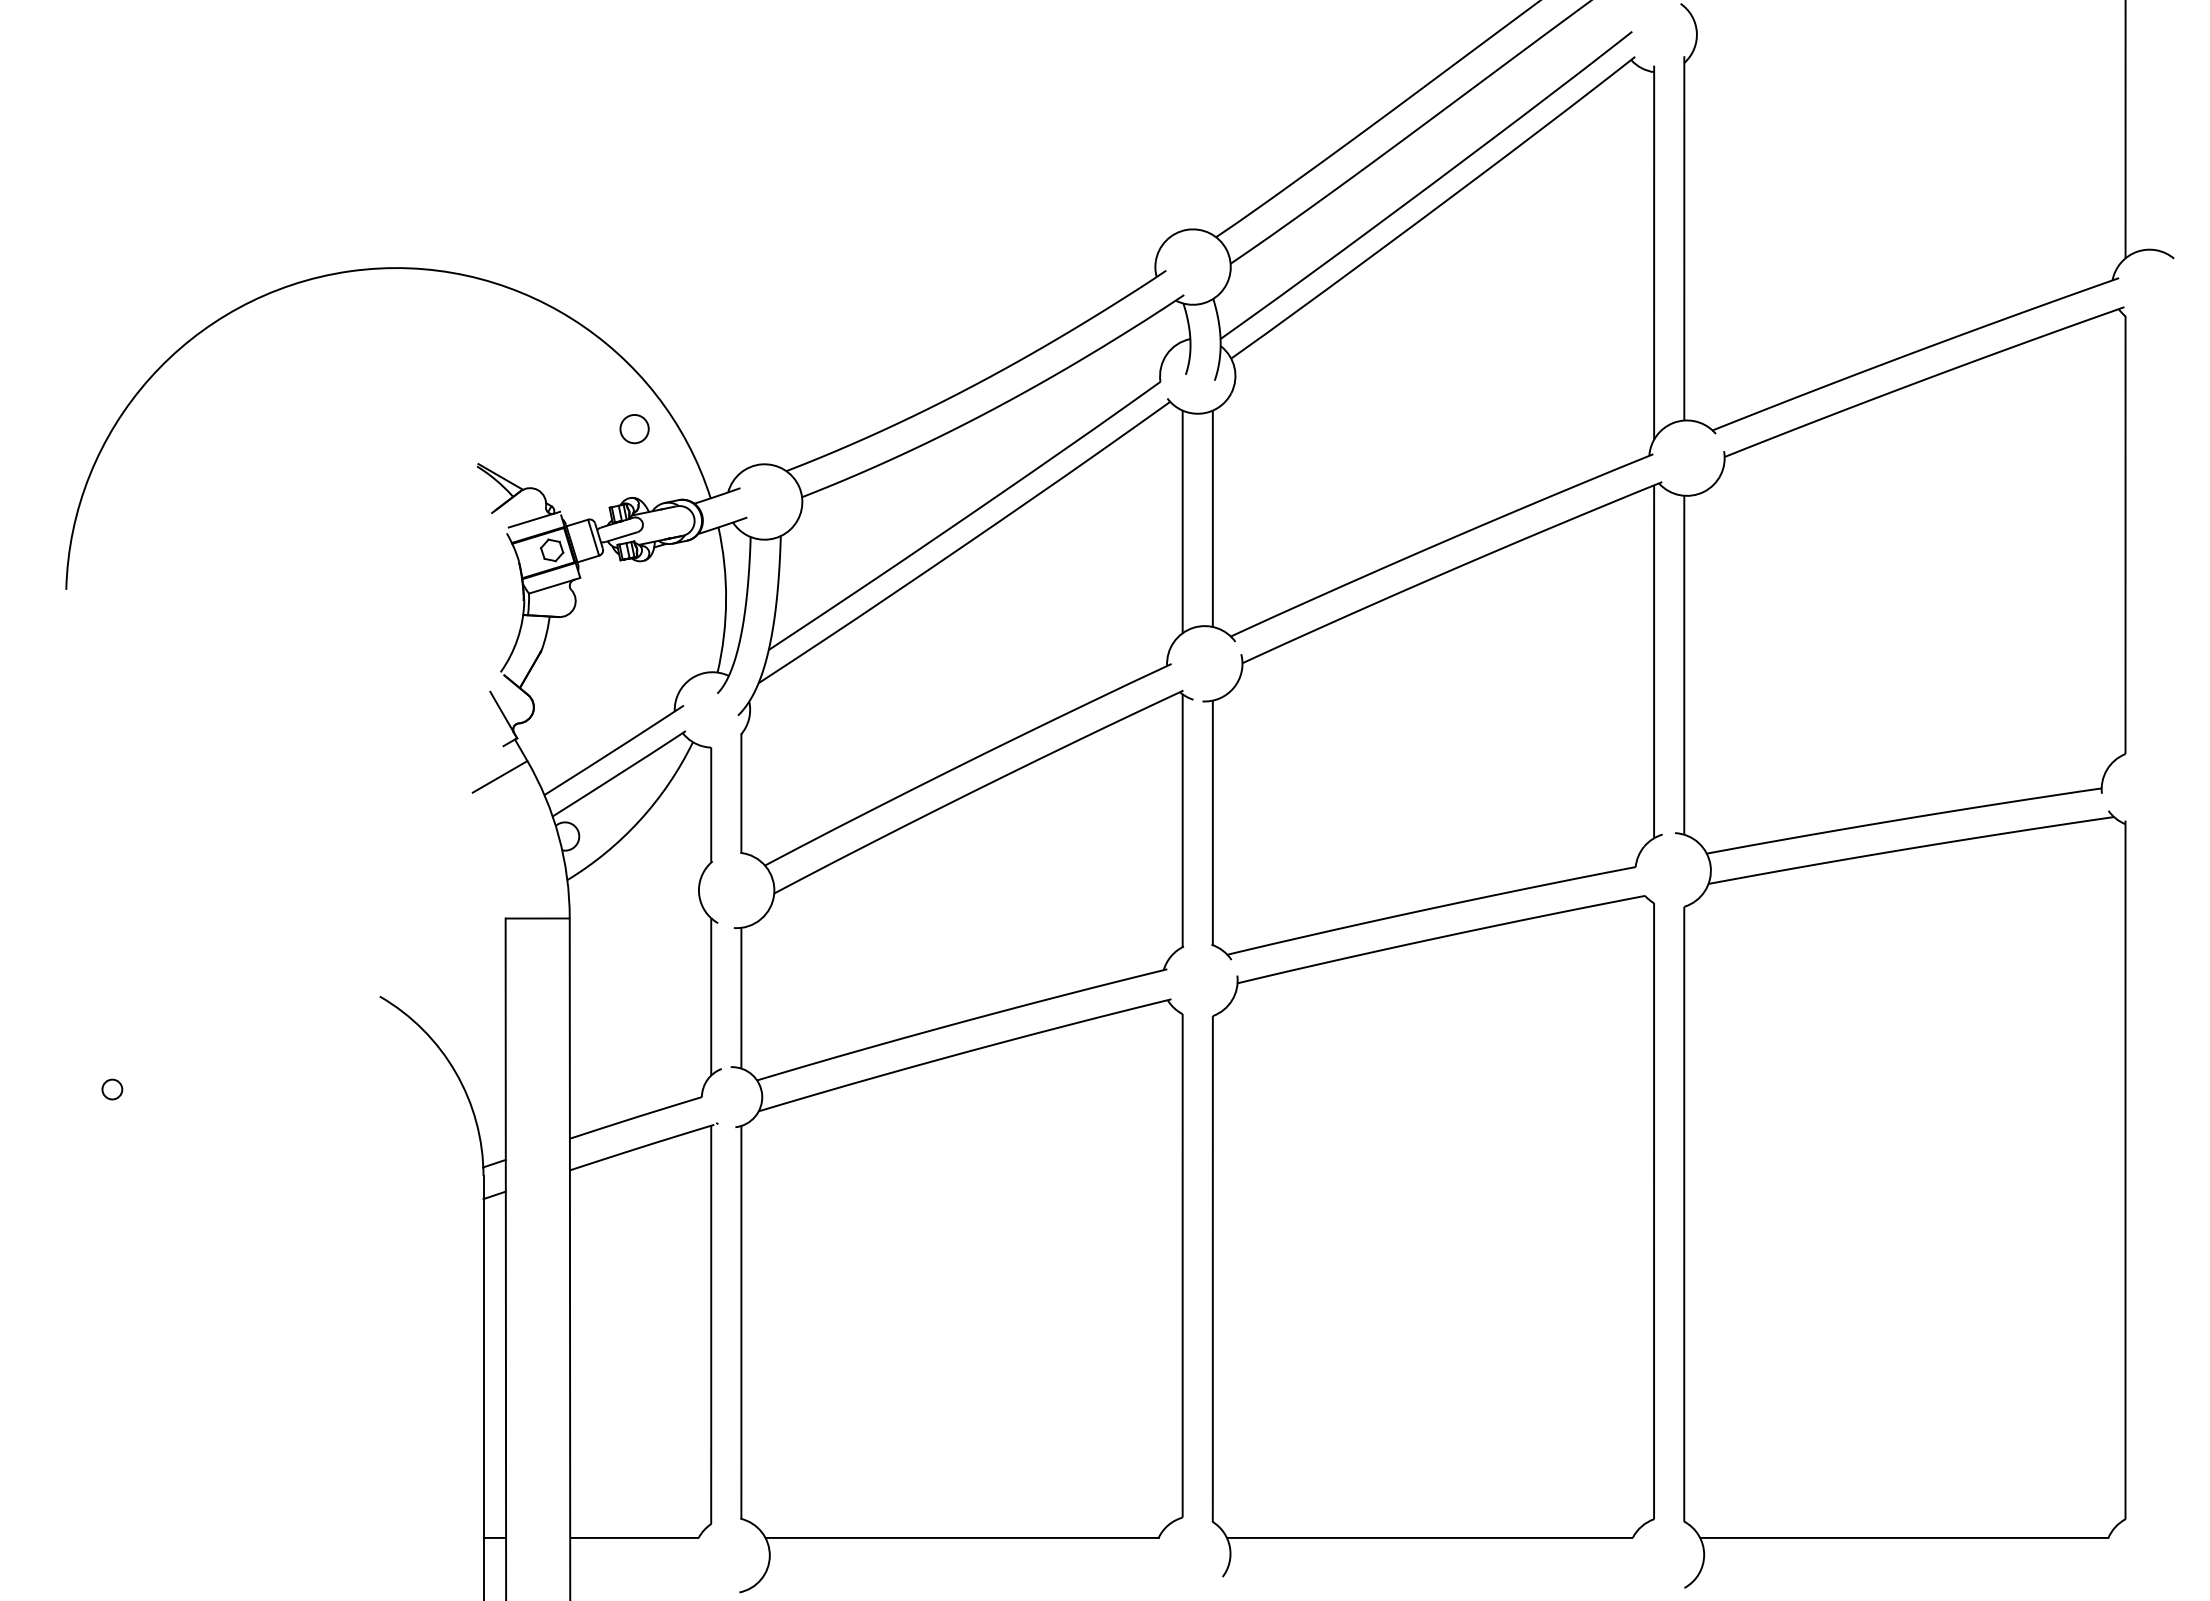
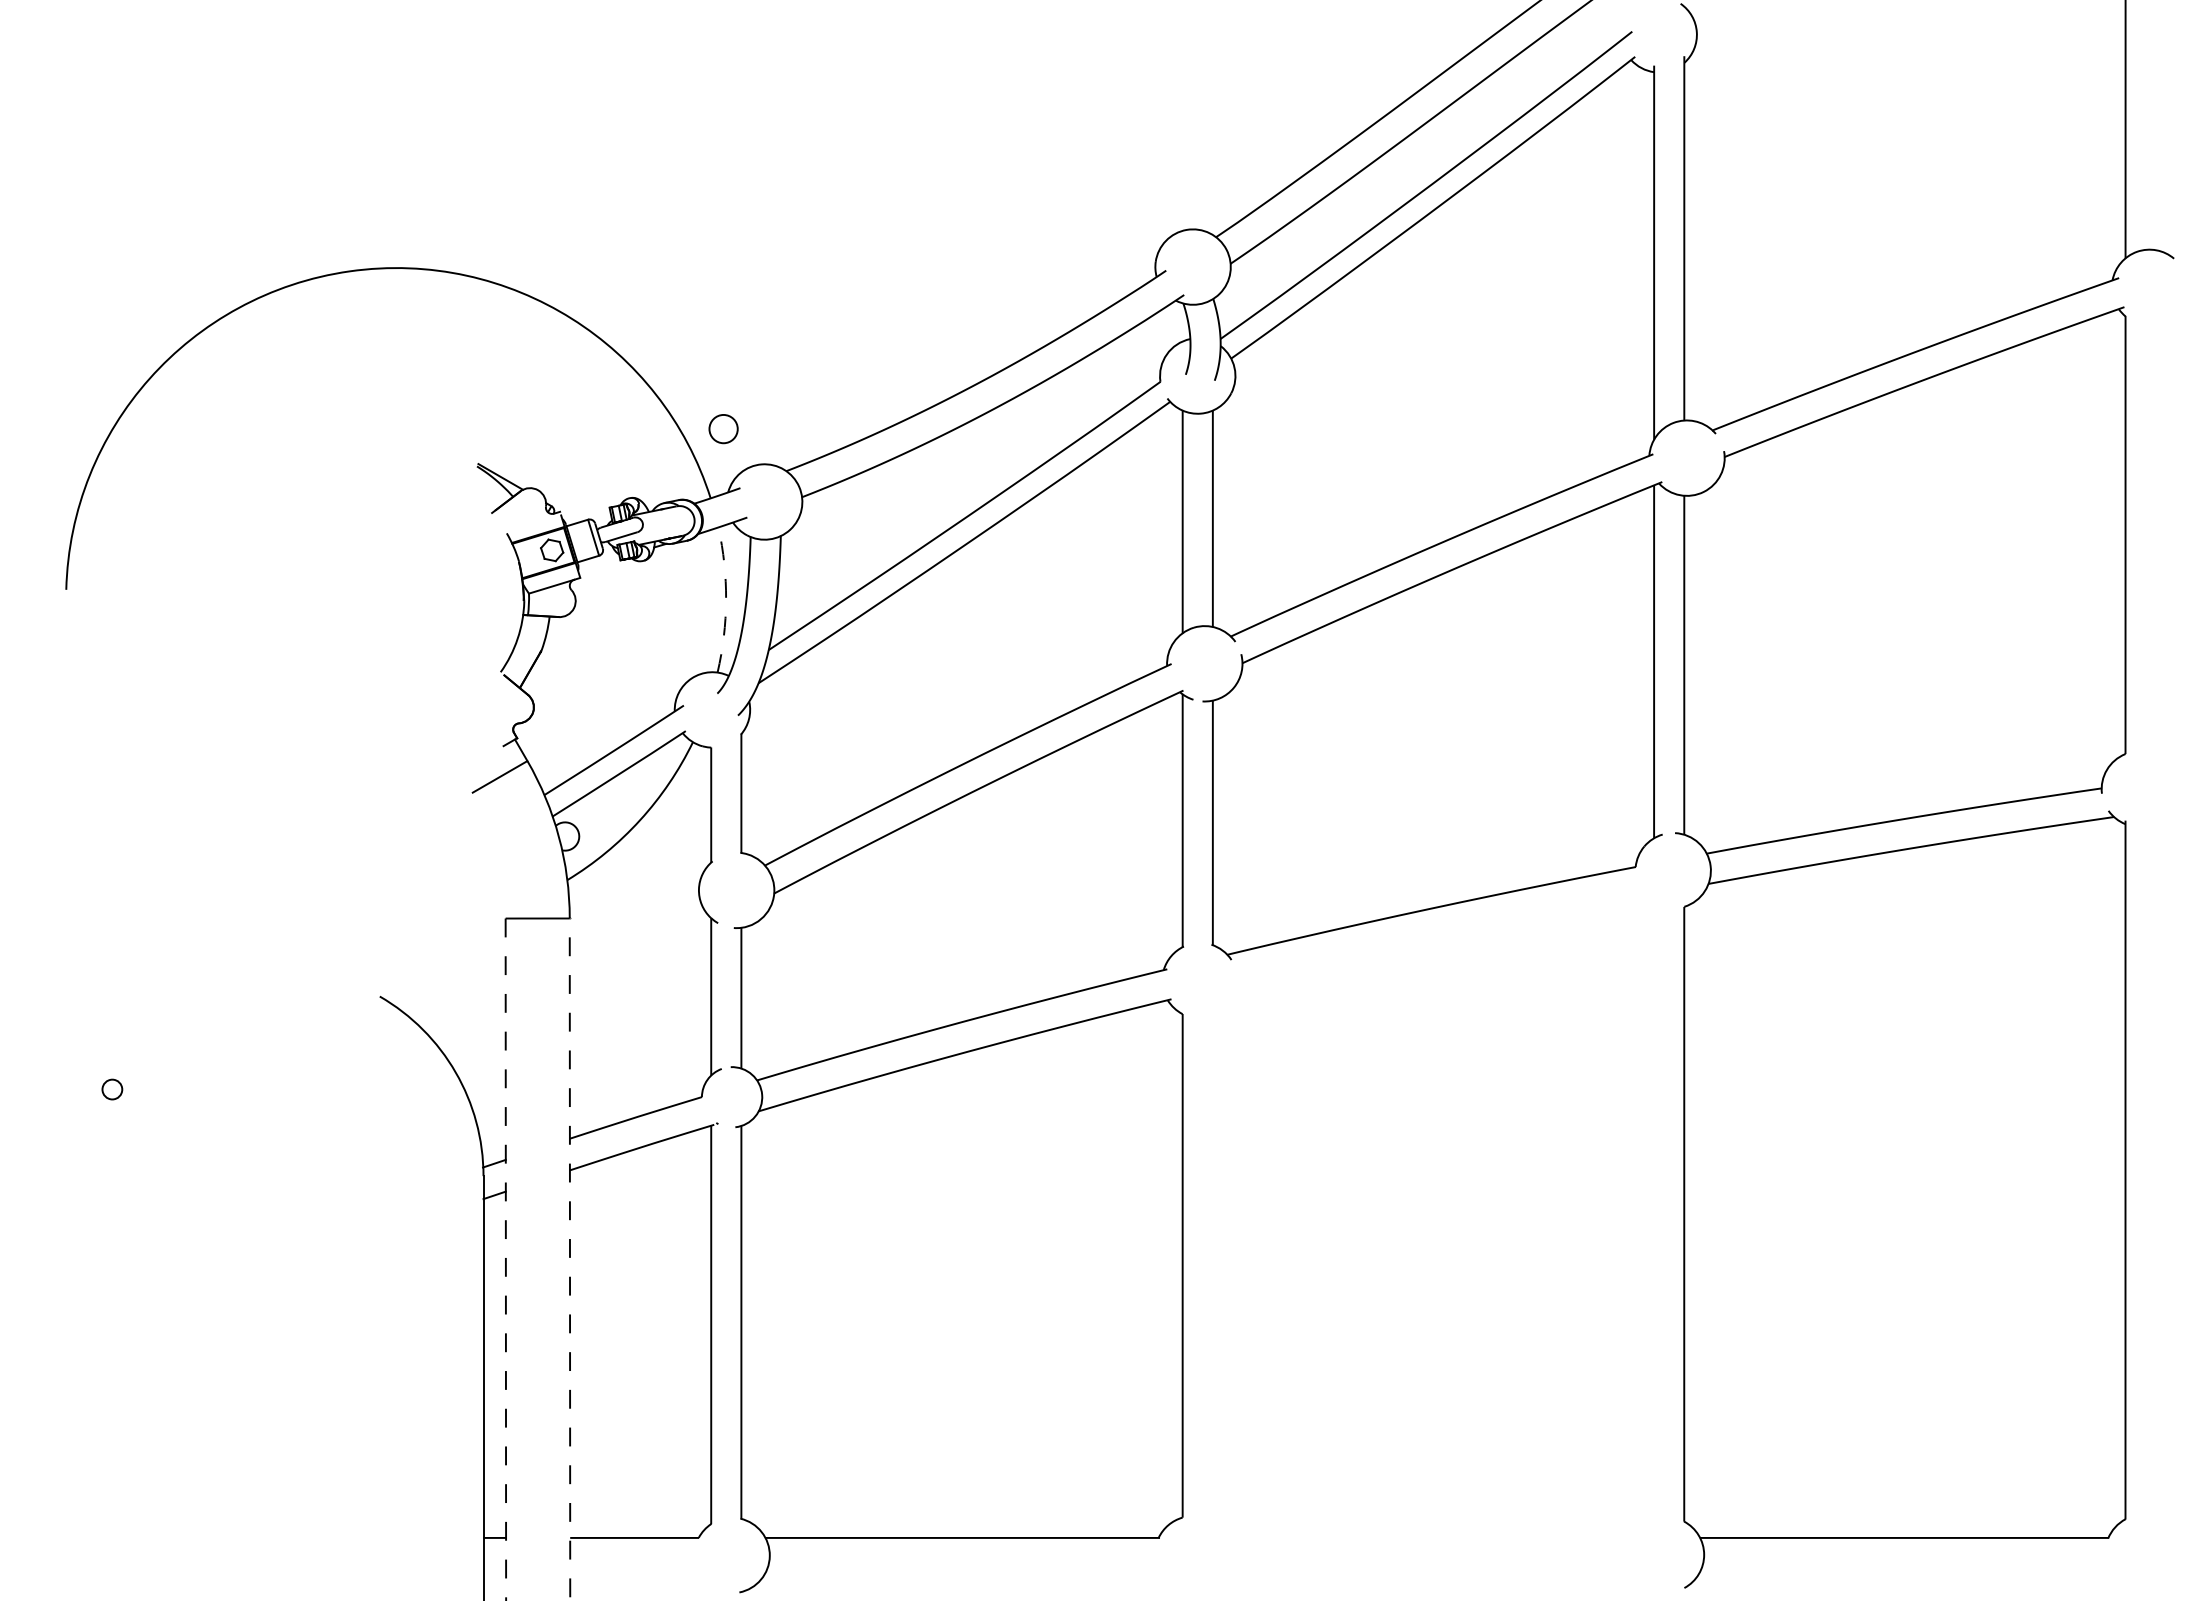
circle position: (634, 429) -> (723, 429) (723, 429)
line: present -> none (531, 520)
arc: solid -> dashed (726, 600)
line: present -> none (502, 711)
part: present -> none (1432, 1236)
line: solid -> dashed (505, 1259)
line: solid -> dashed (569, 1259)
